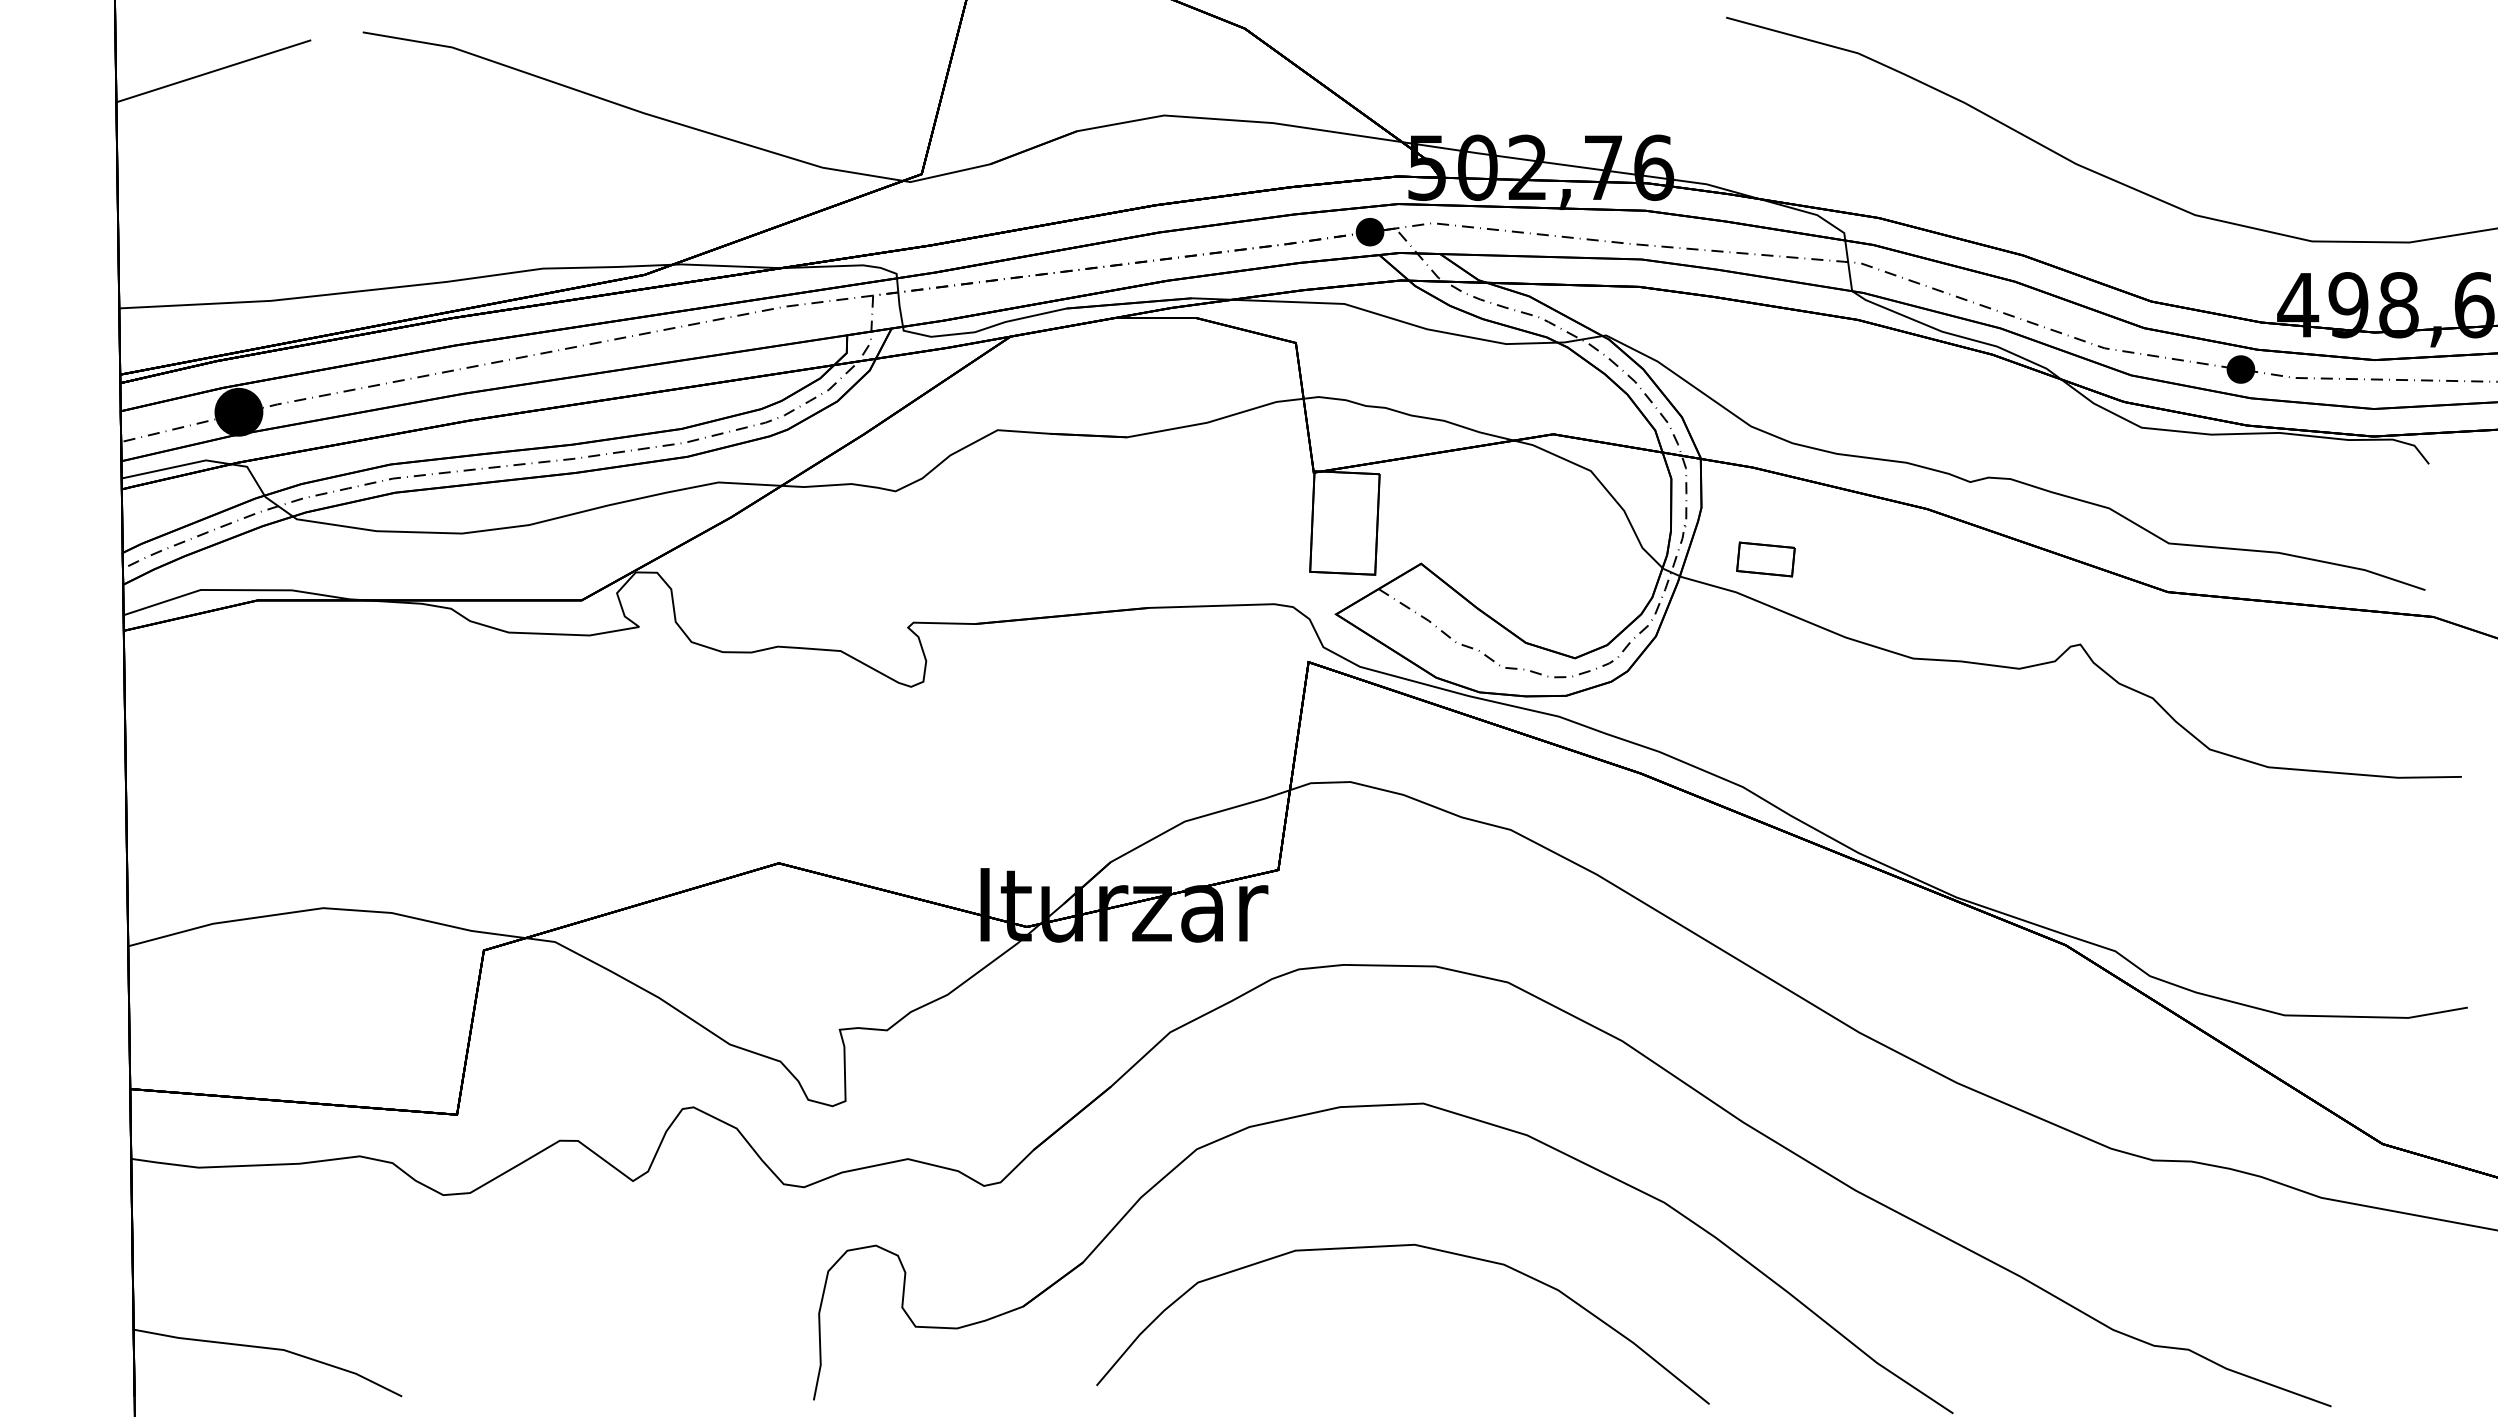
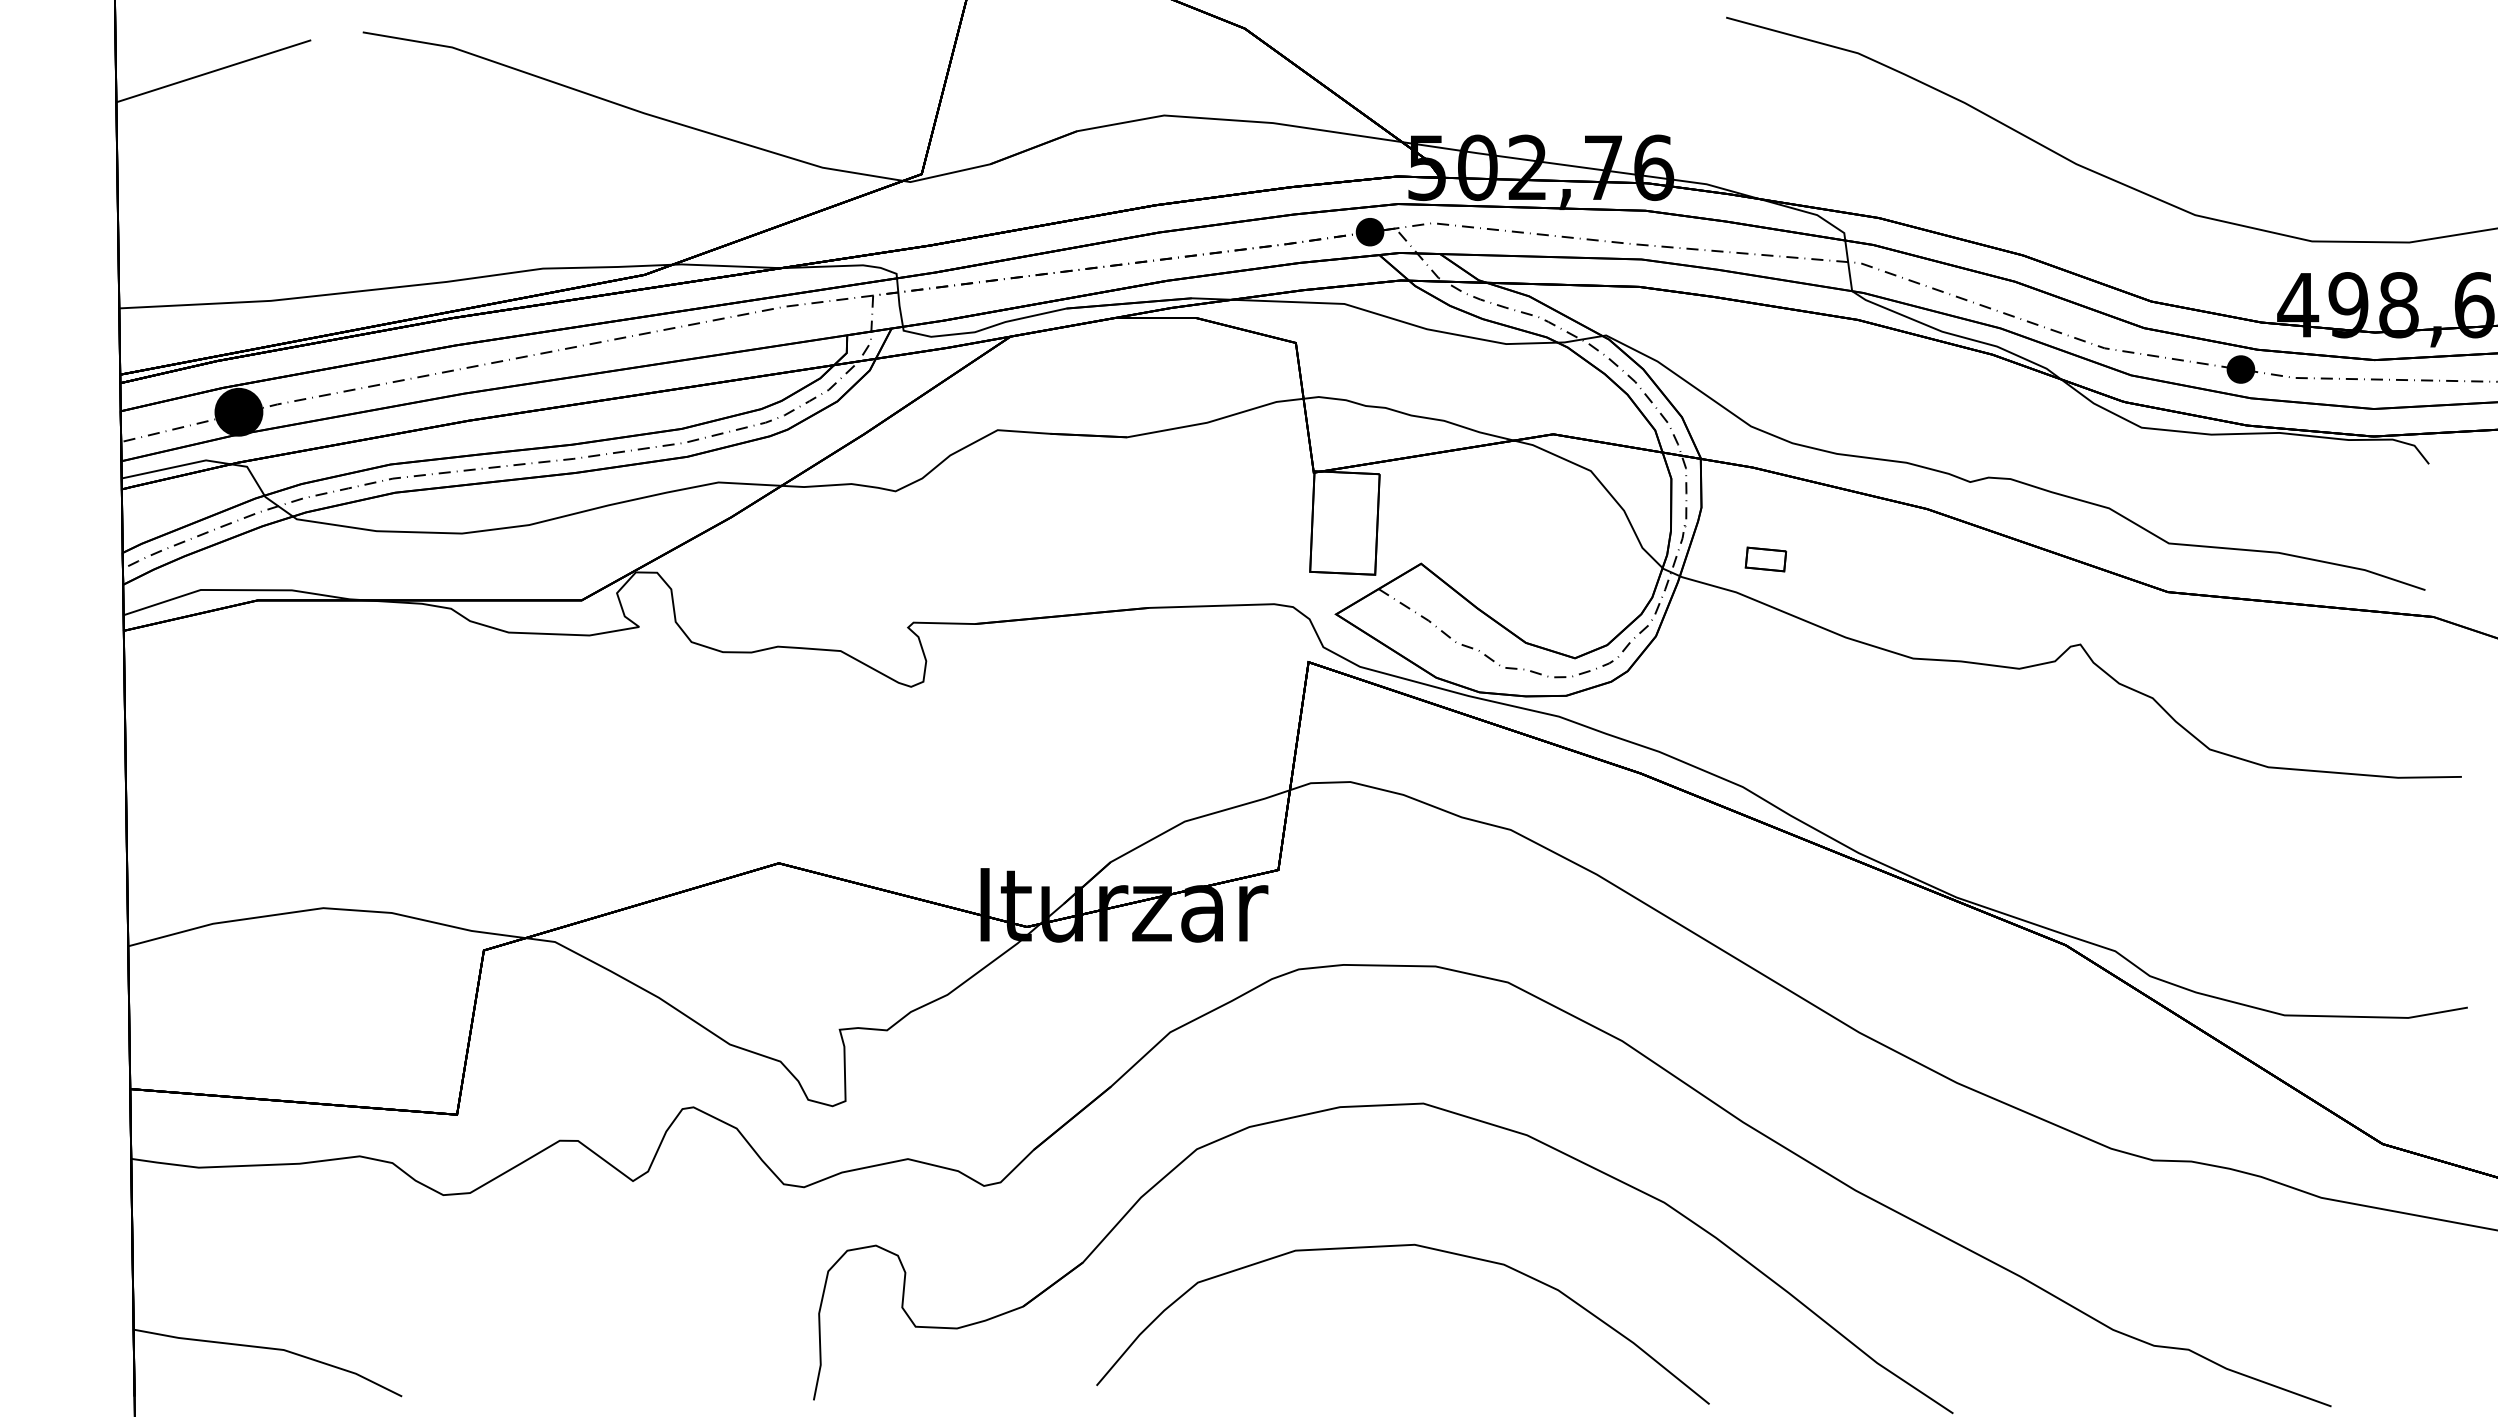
part size: 60x37 px -> 44x27 px (1765, 559)
